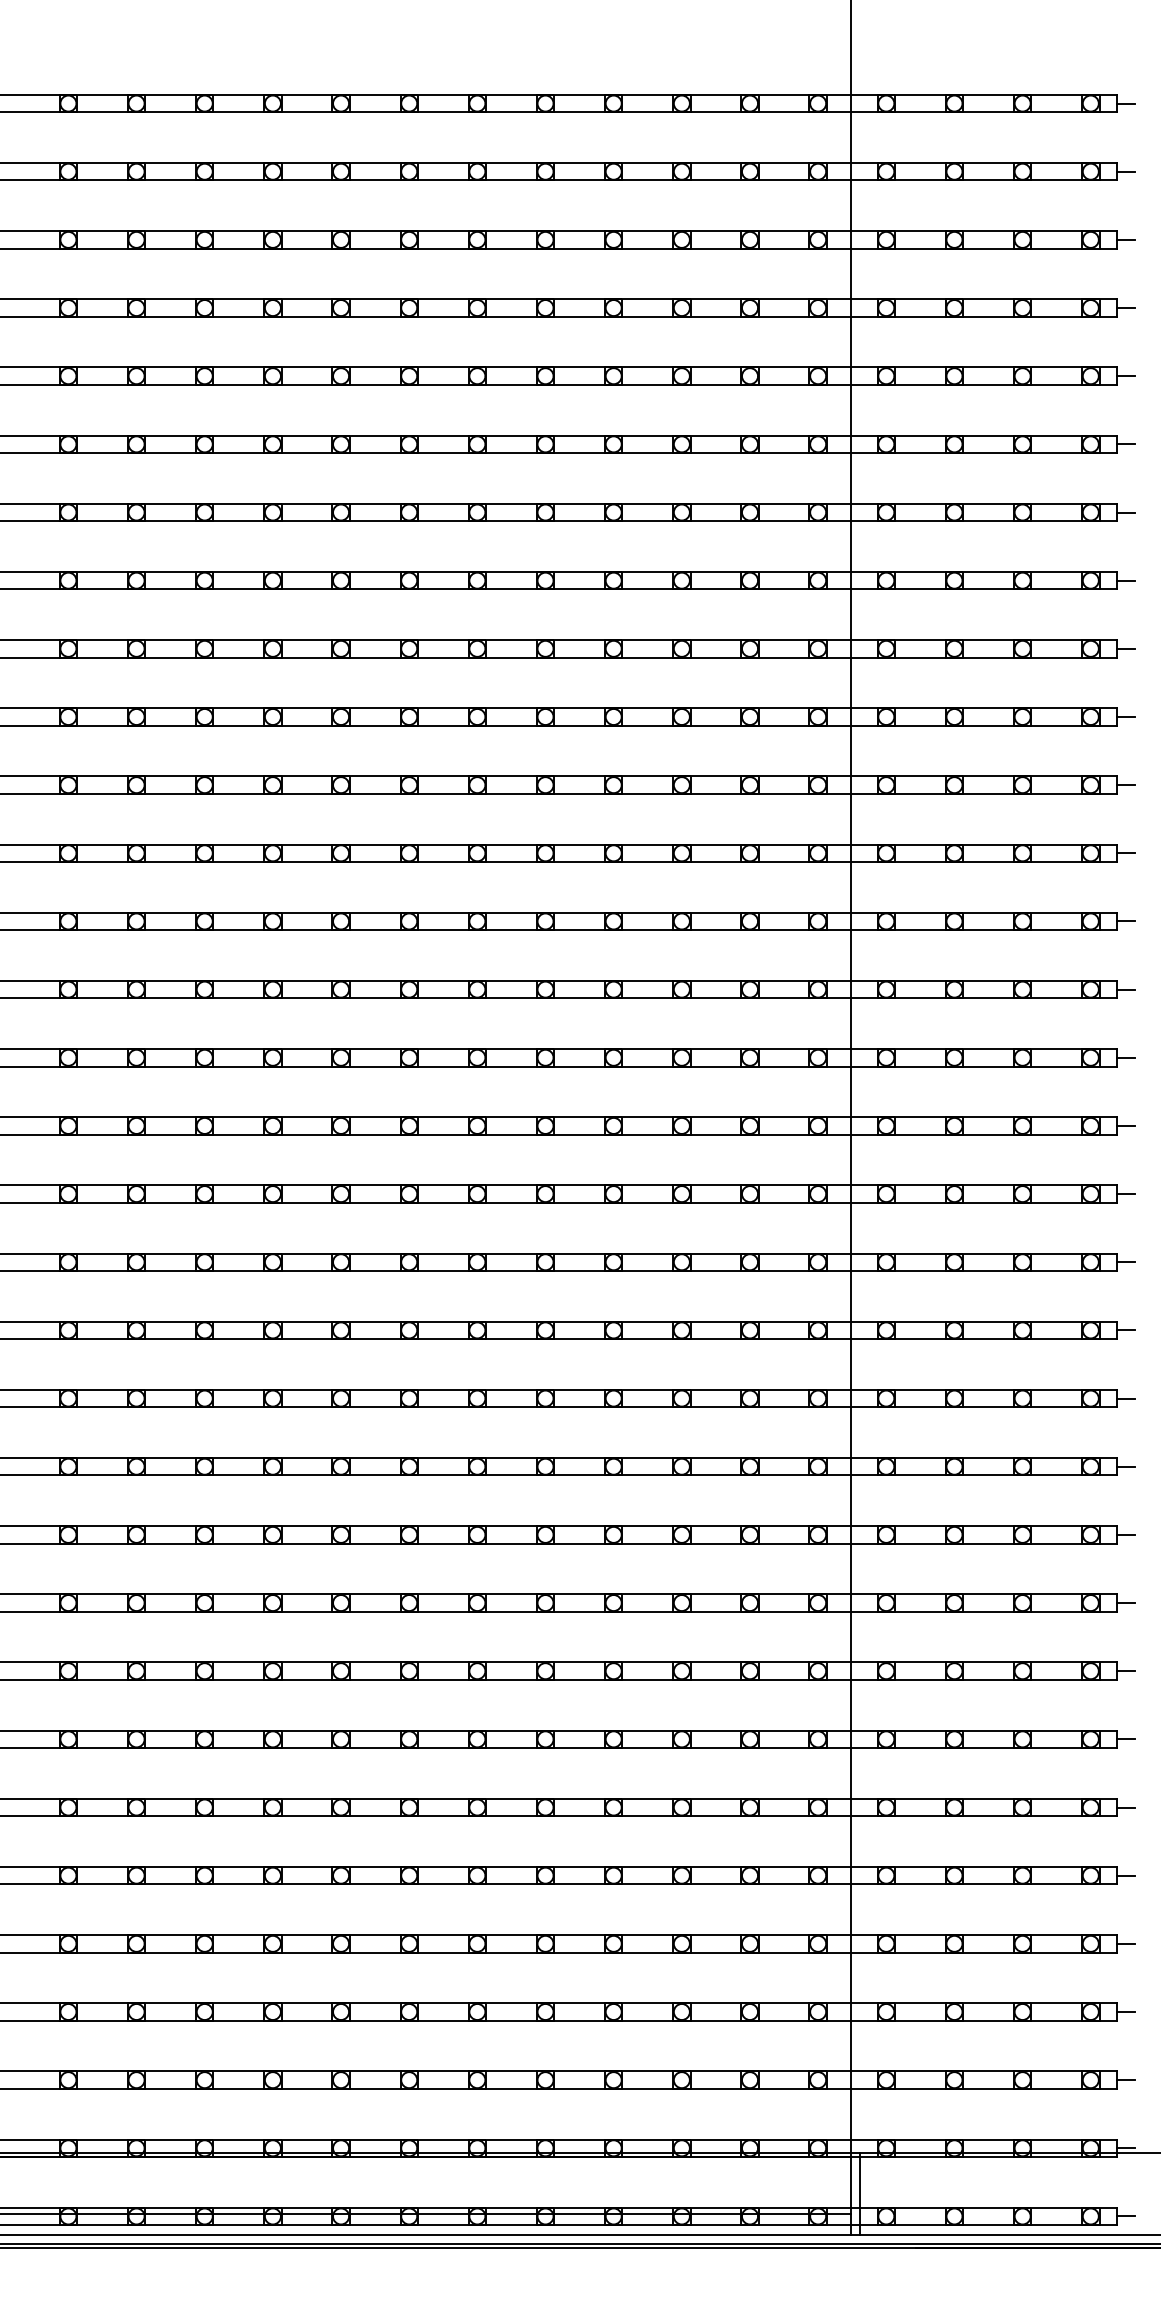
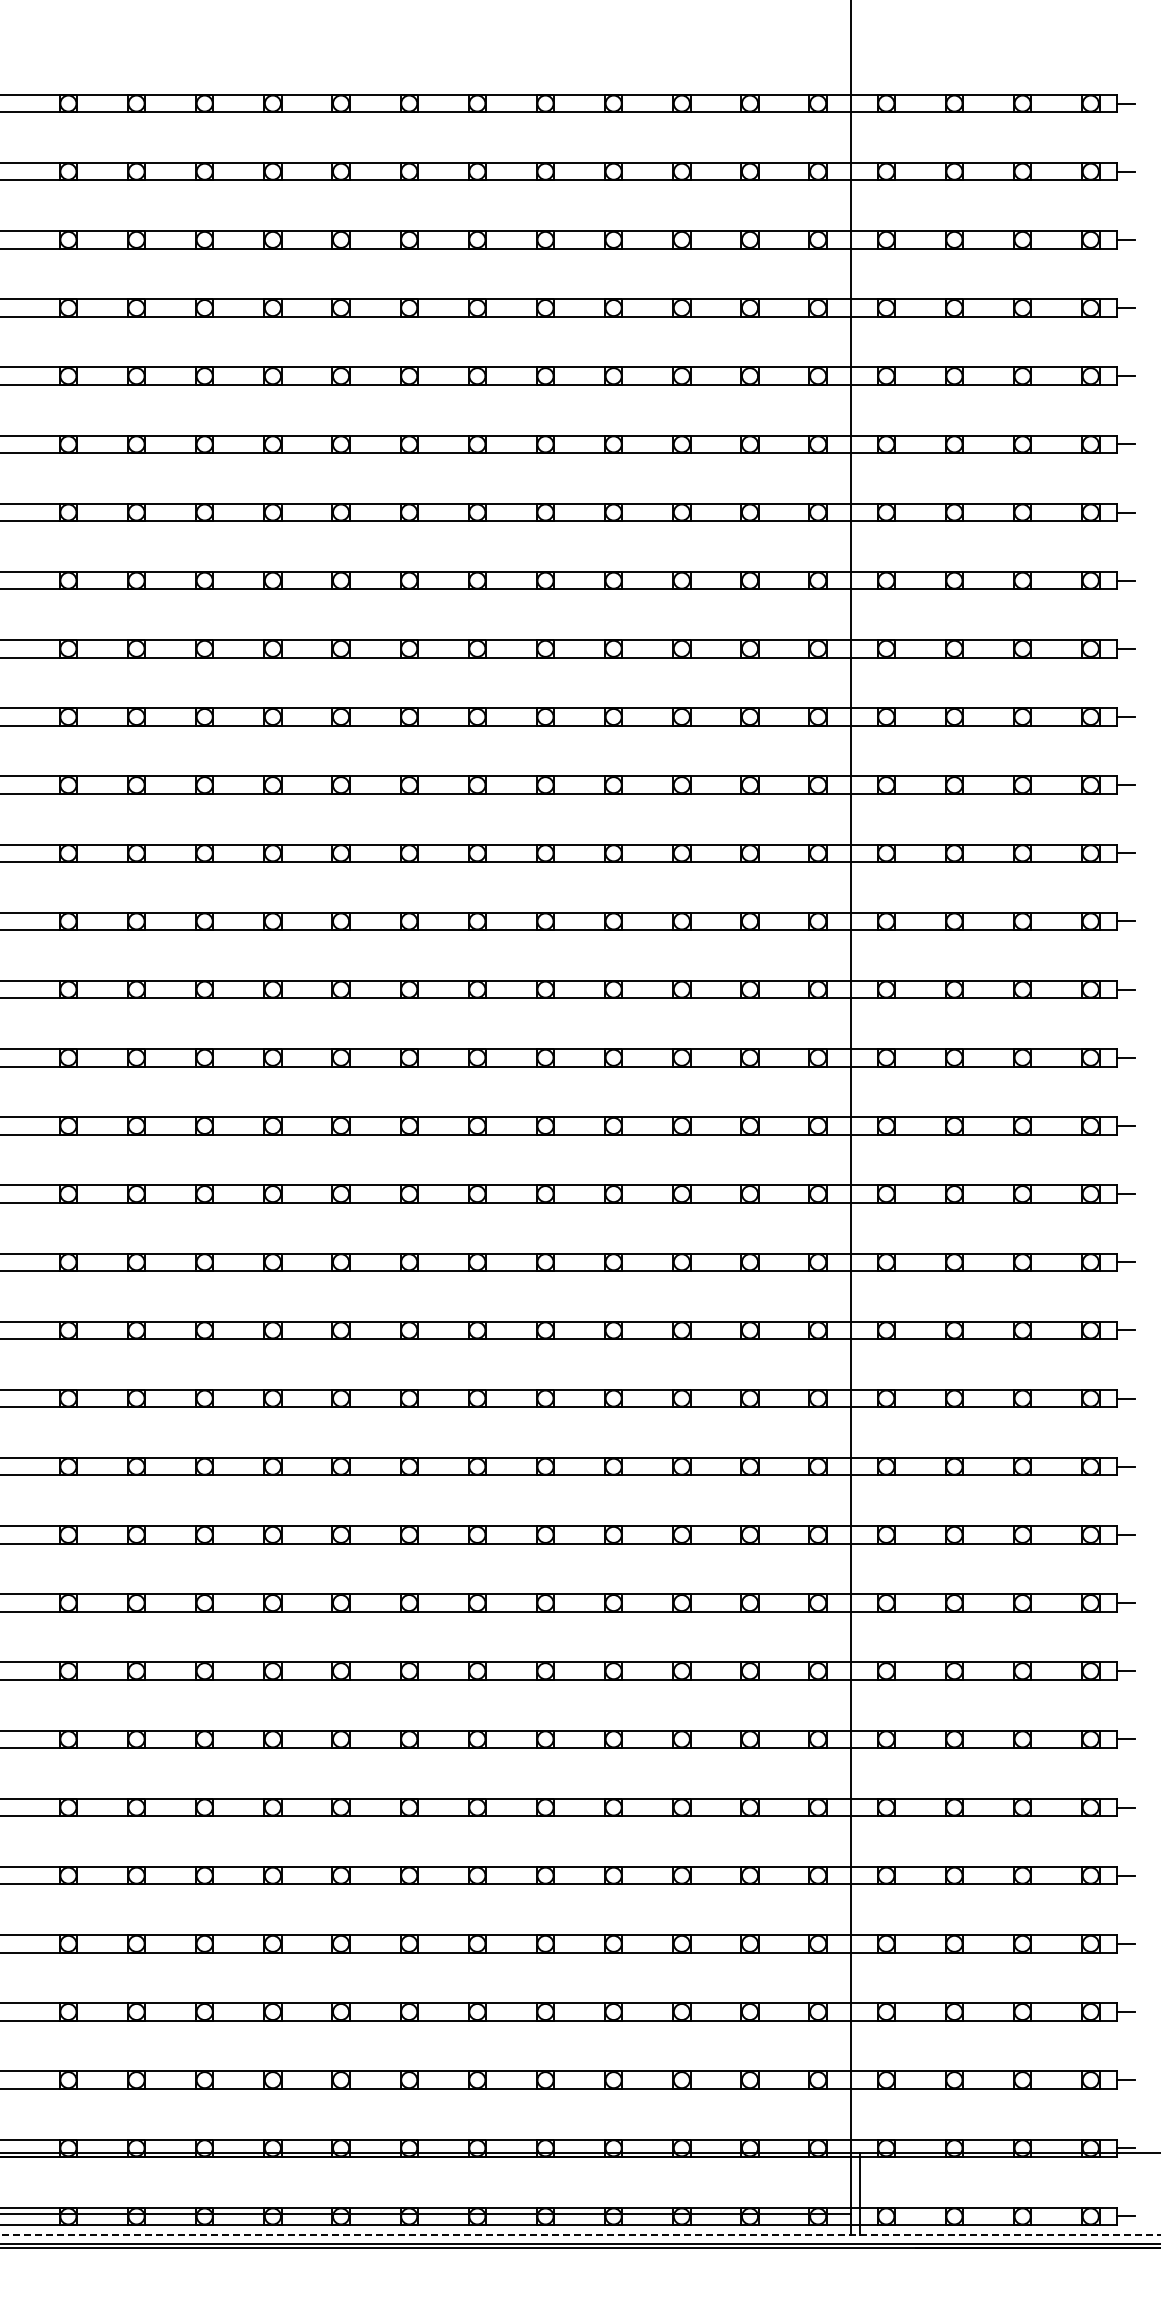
line: solid -> dashed (580, 2235)
